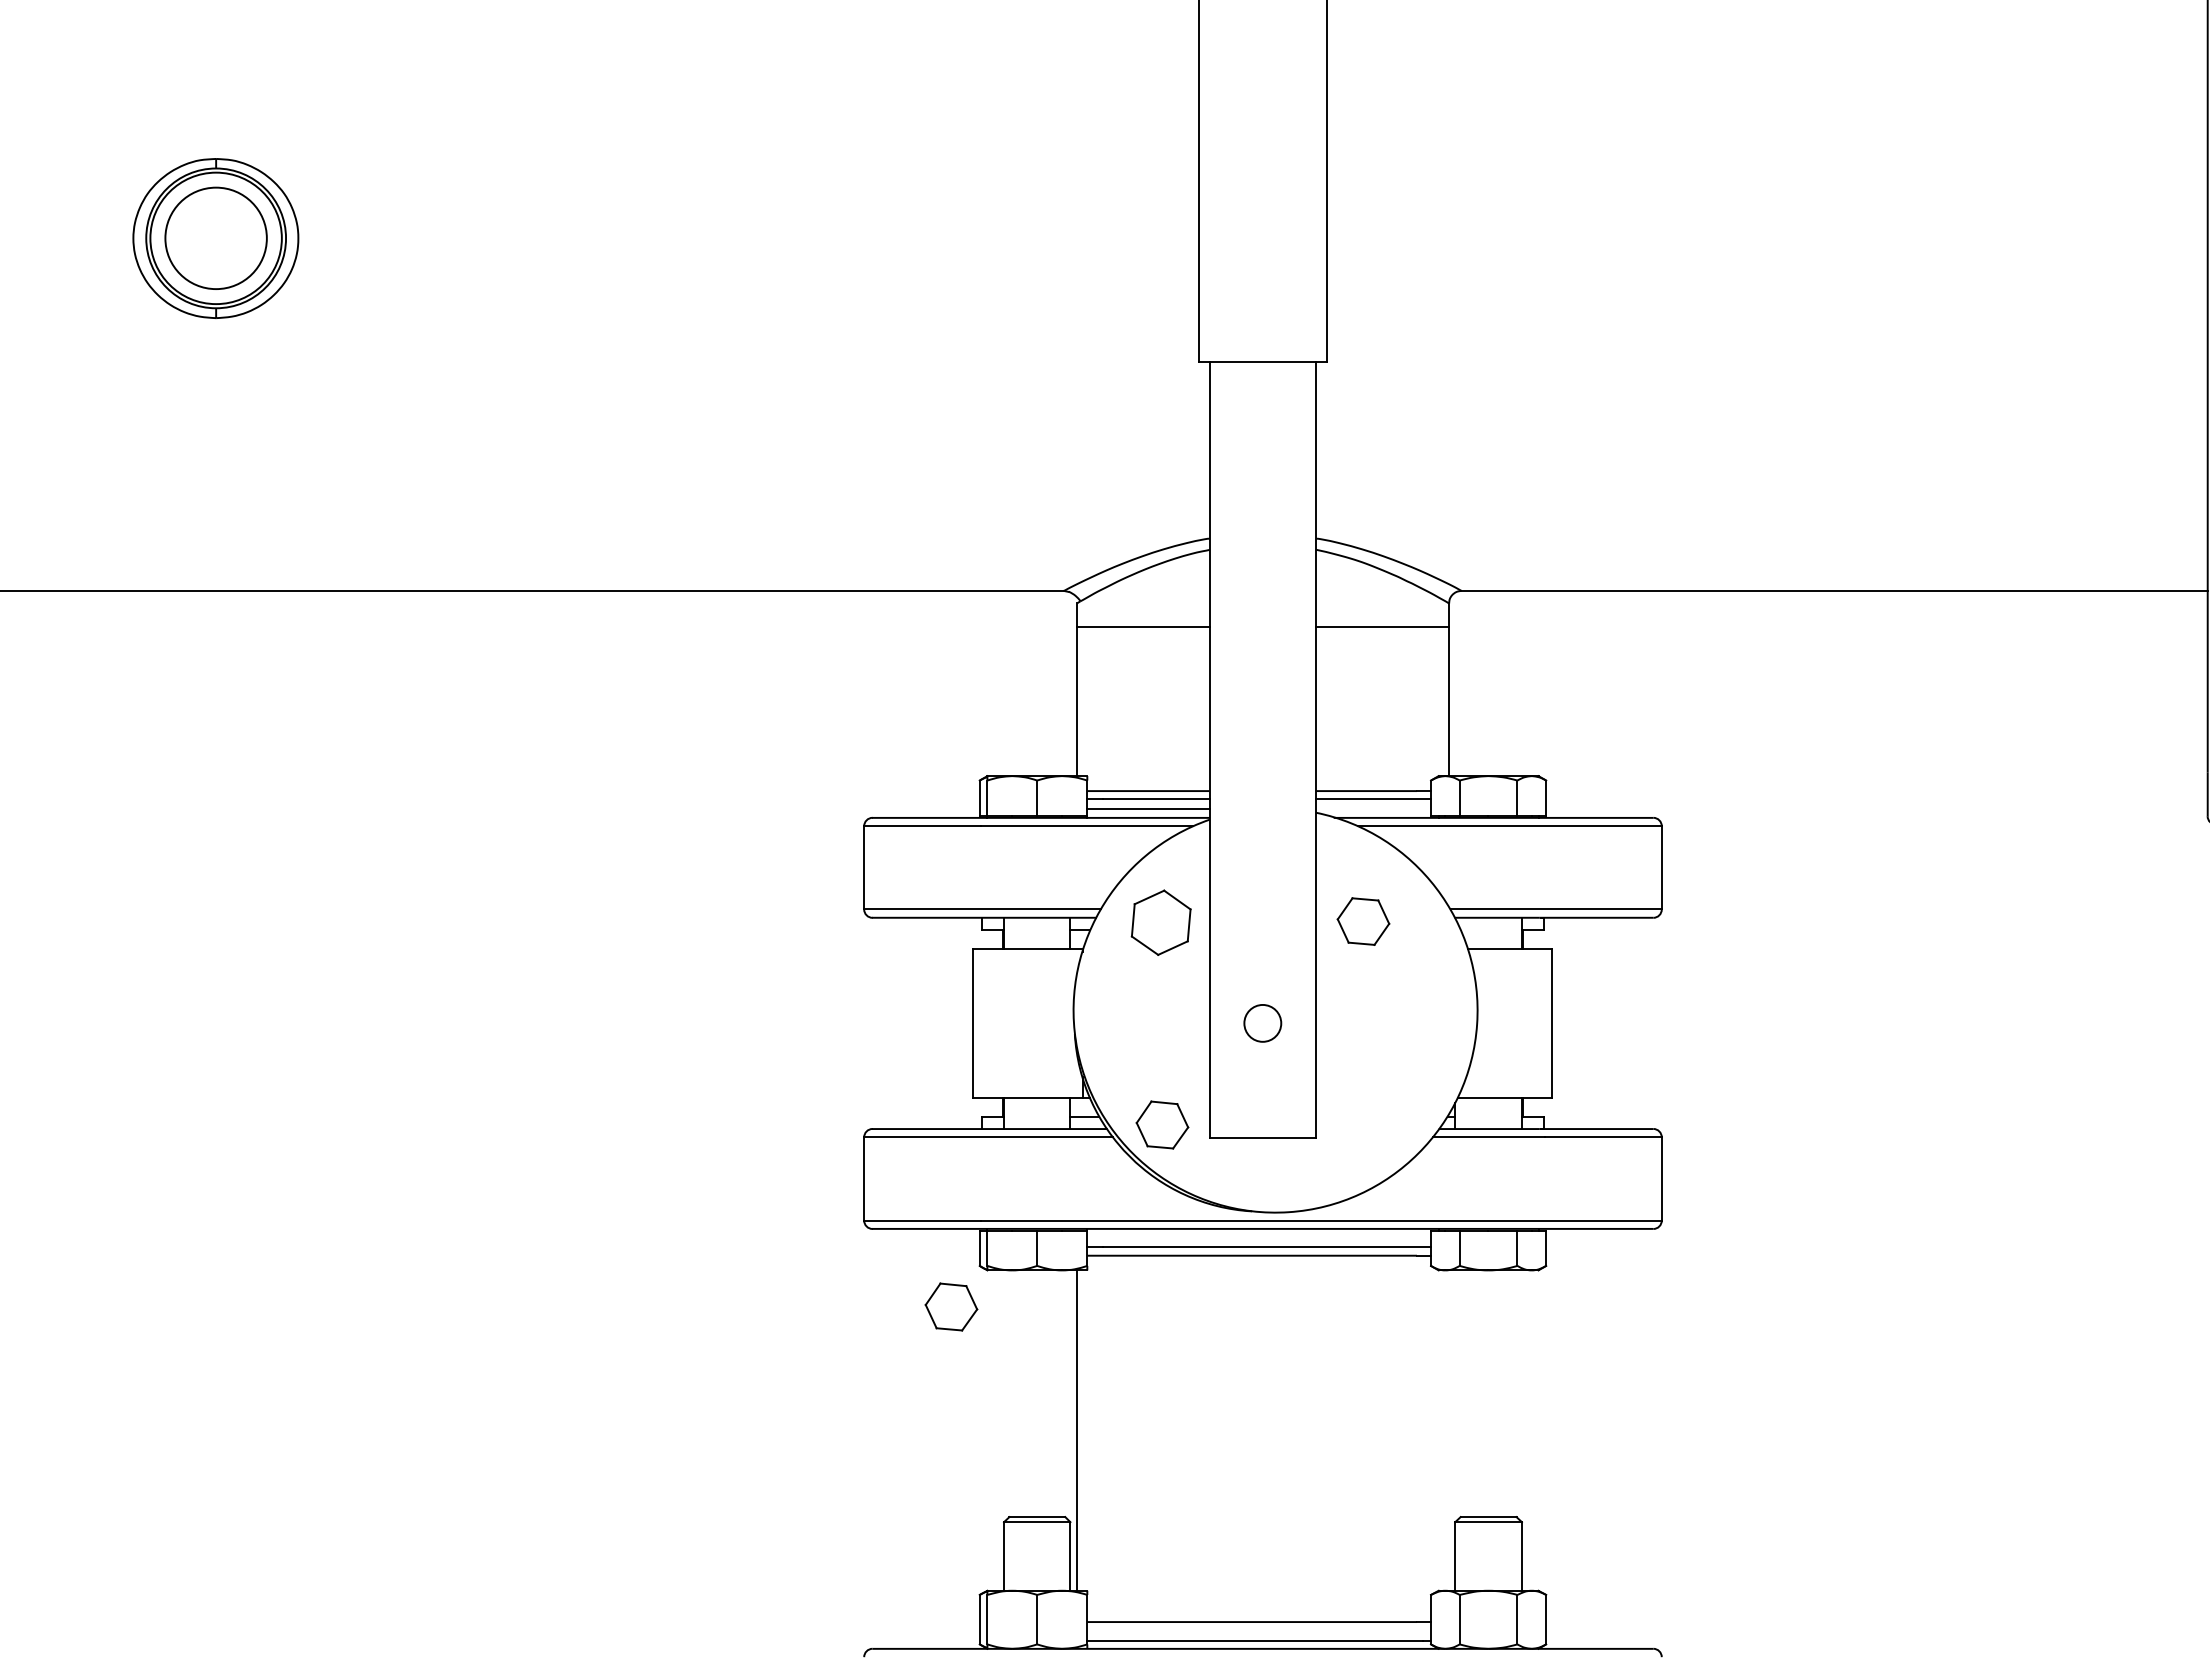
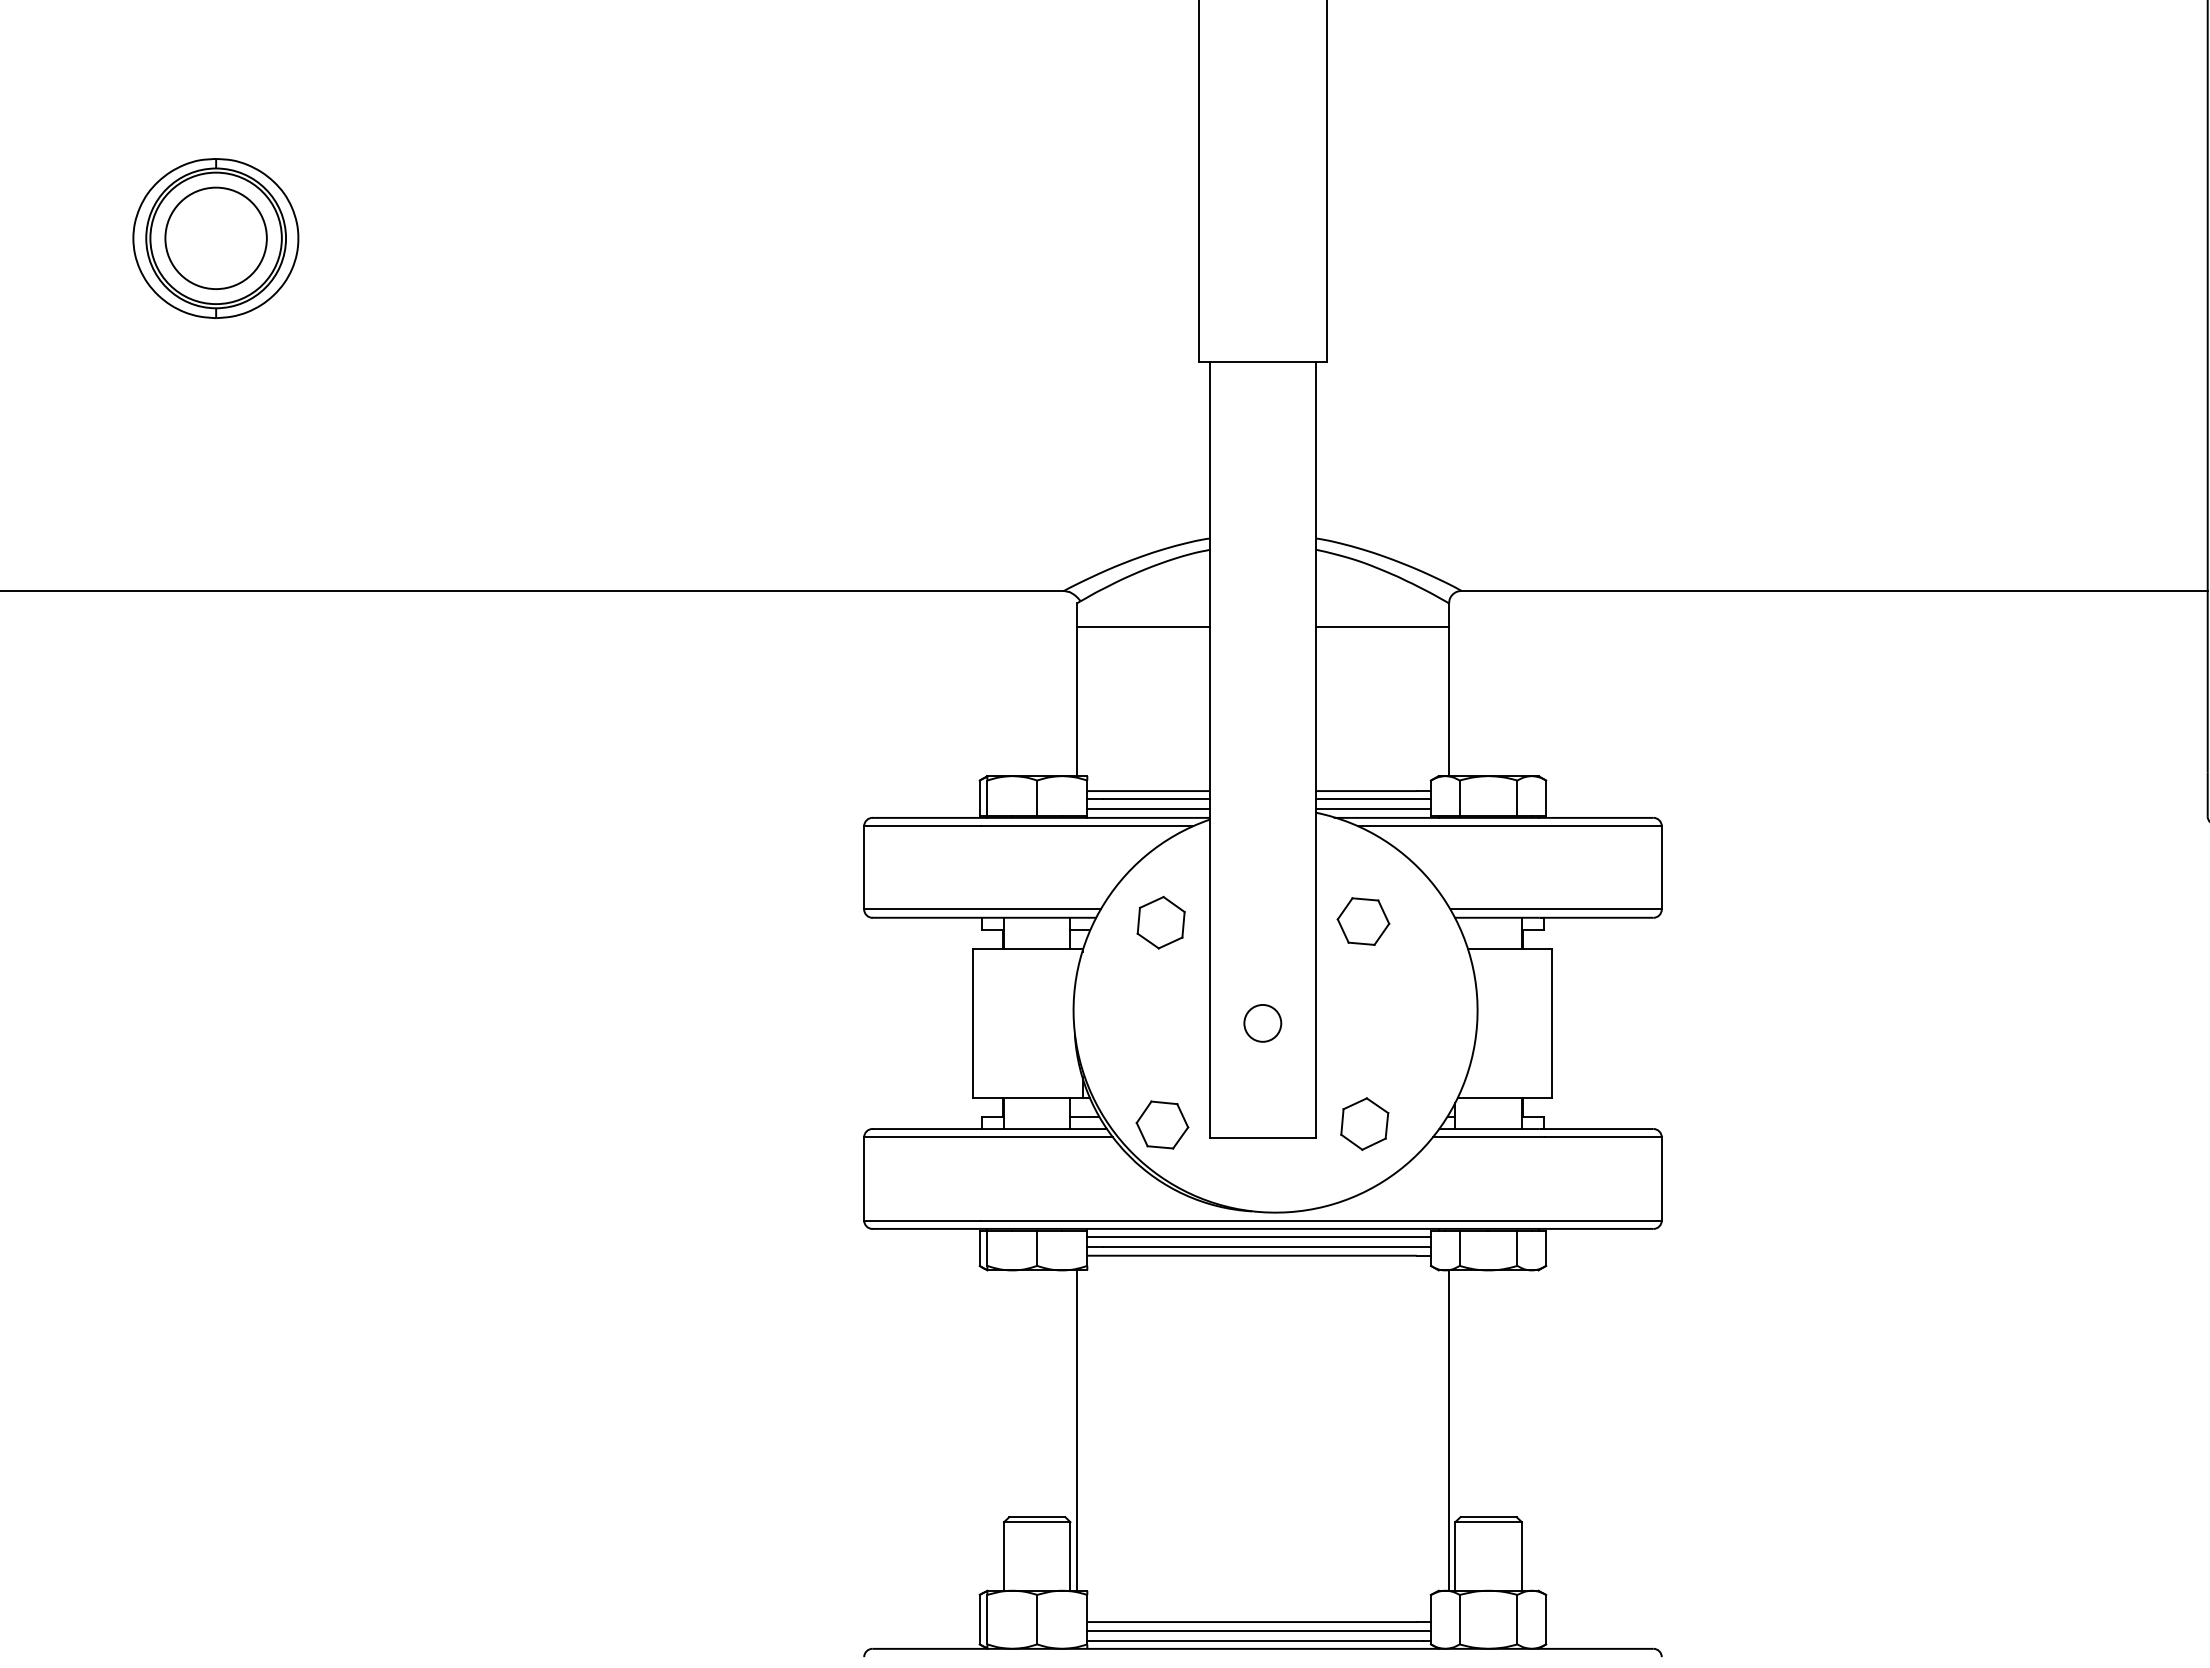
line: none -> present (1373, 809)
part size: 62x67 px -> 50x55 px (1160, 922)
part: none -> present (1364, 1123)
line: none -> present (1259, 1237)
part: present -> none (951, 1306)
line: none -> present (1449, 1430)
line: none -> present (1259, 1630)
